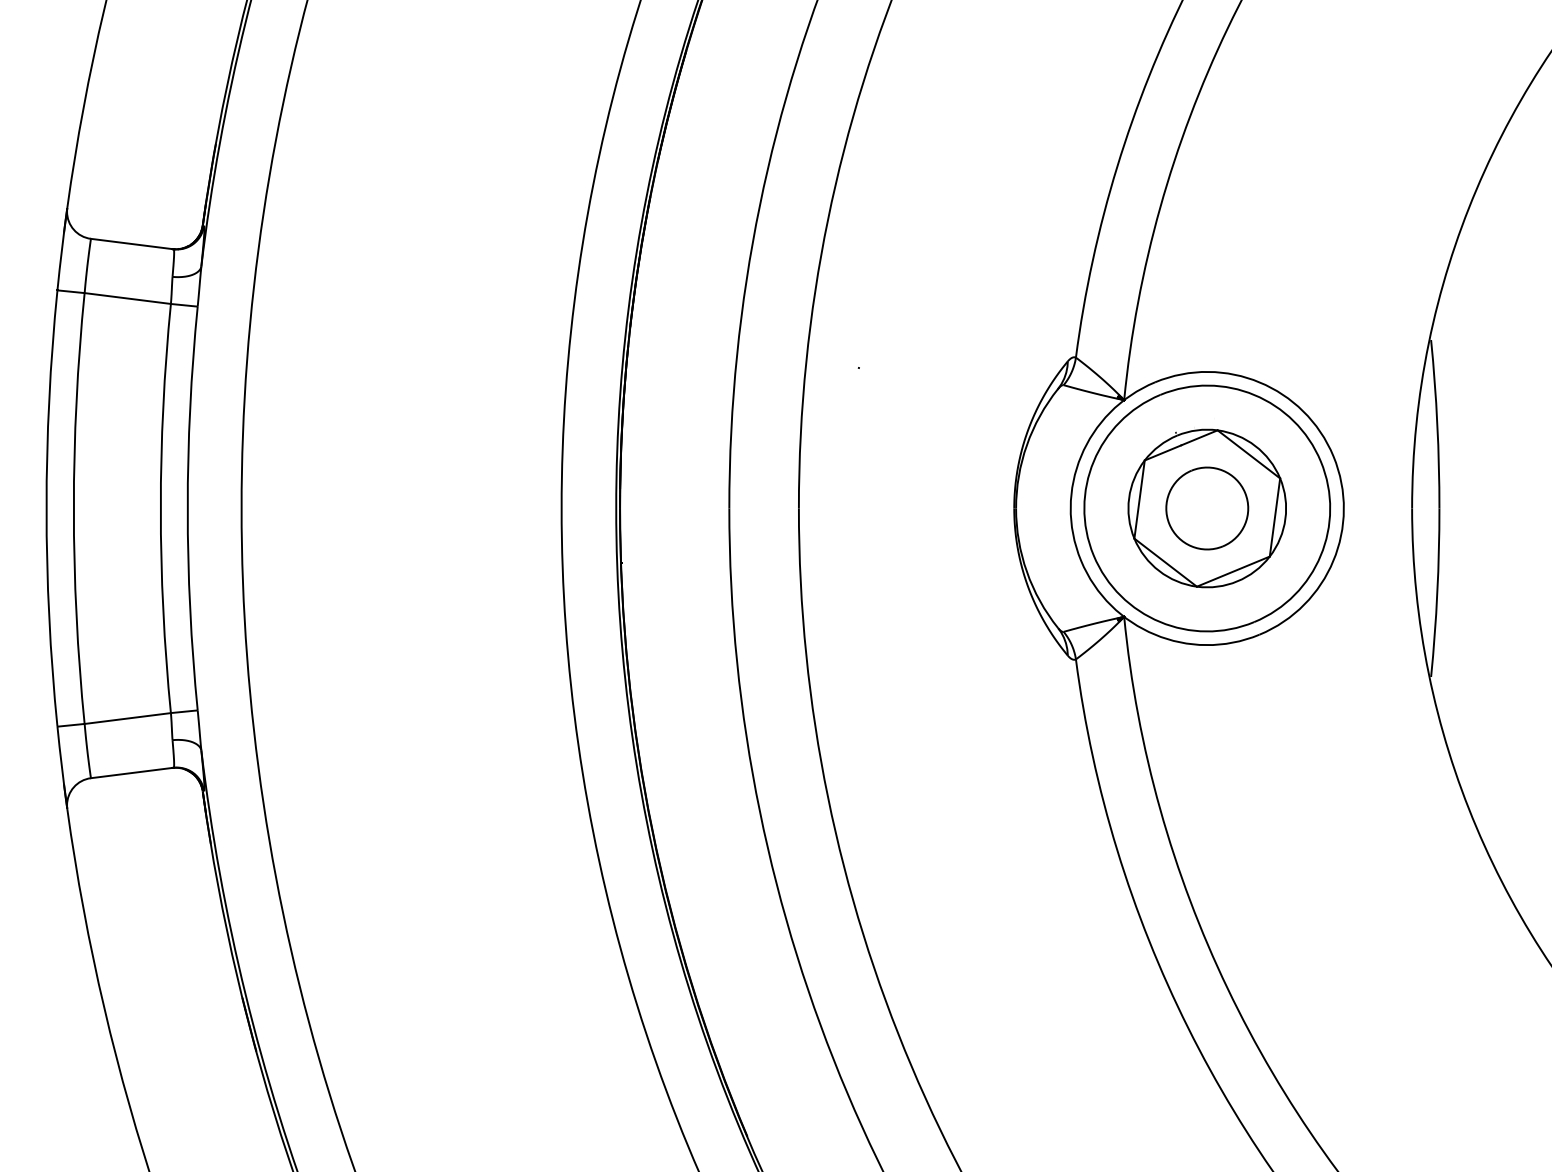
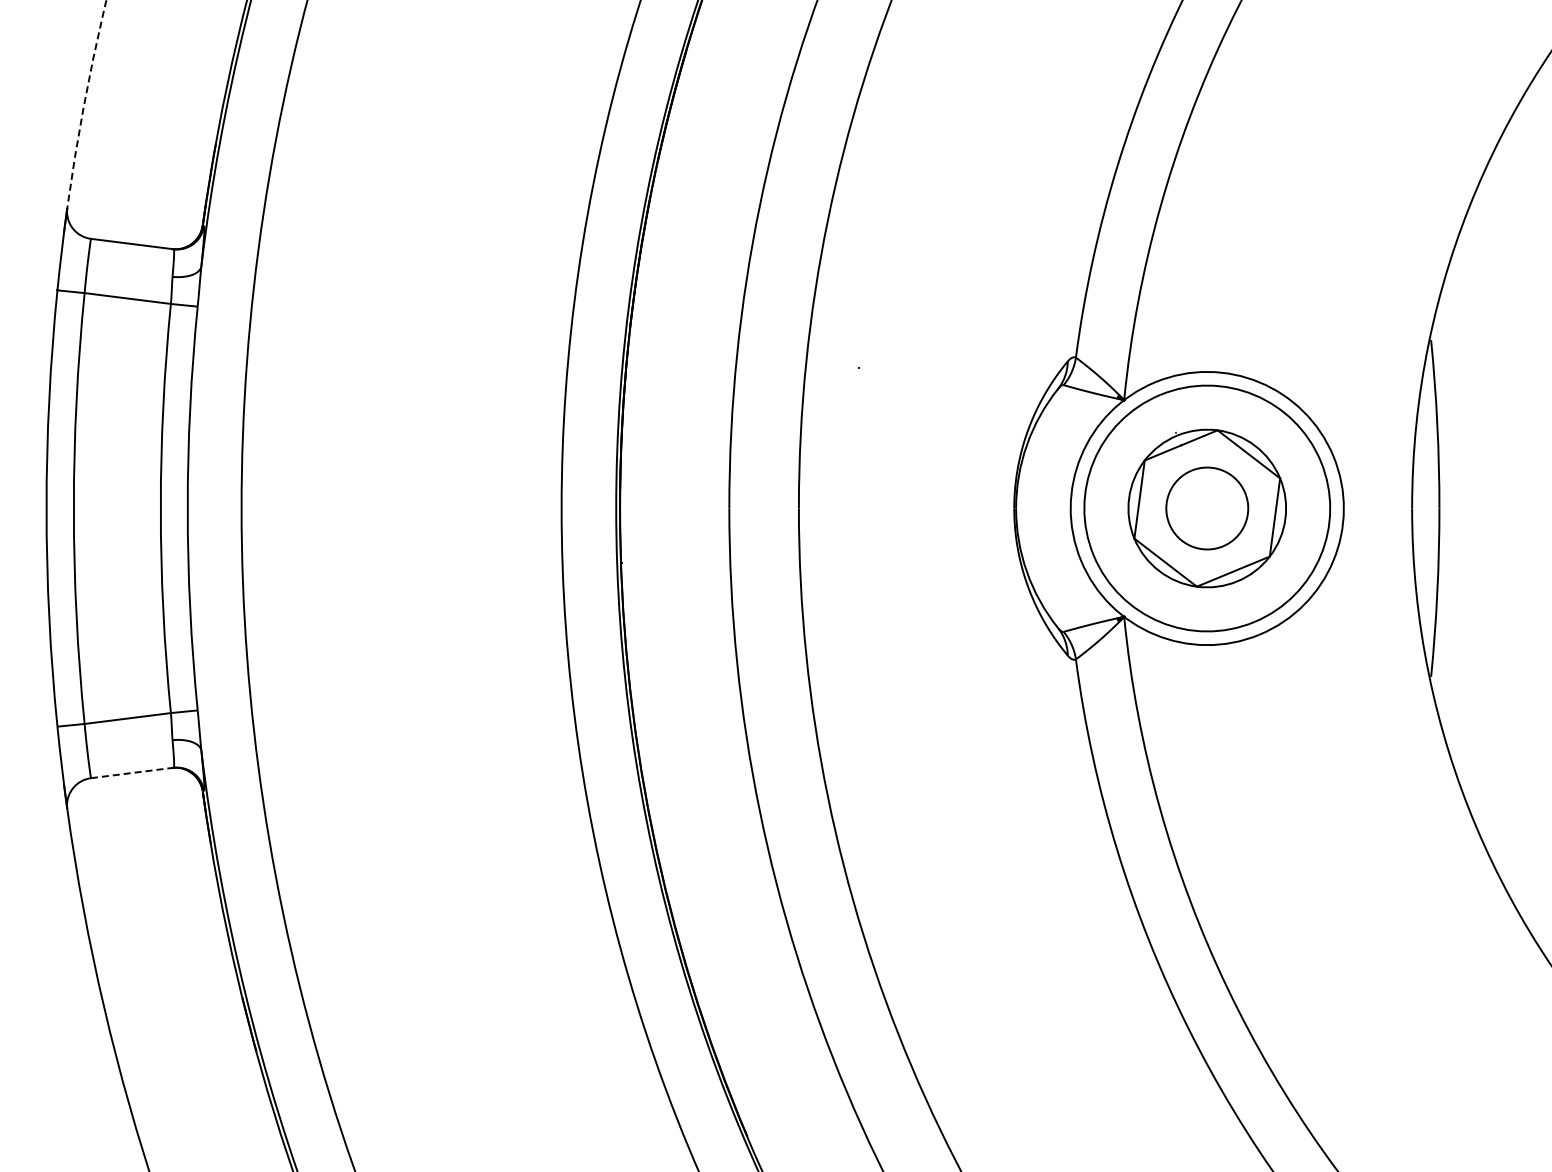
arc: solid -> dashed (84, 103)
line: solid -> dashed (131, 773)
